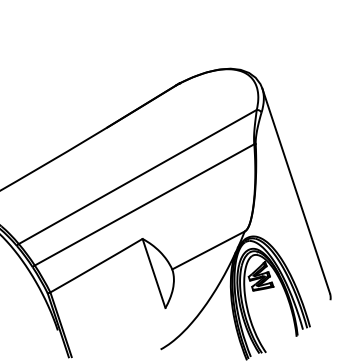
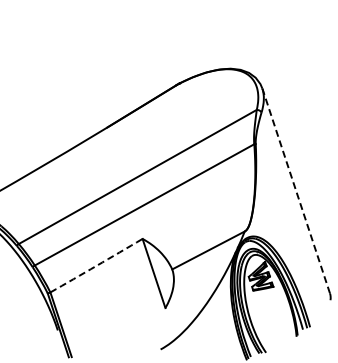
line: solid -> dashed (296, 191)
arc: solid -> dashed (96, 265)
